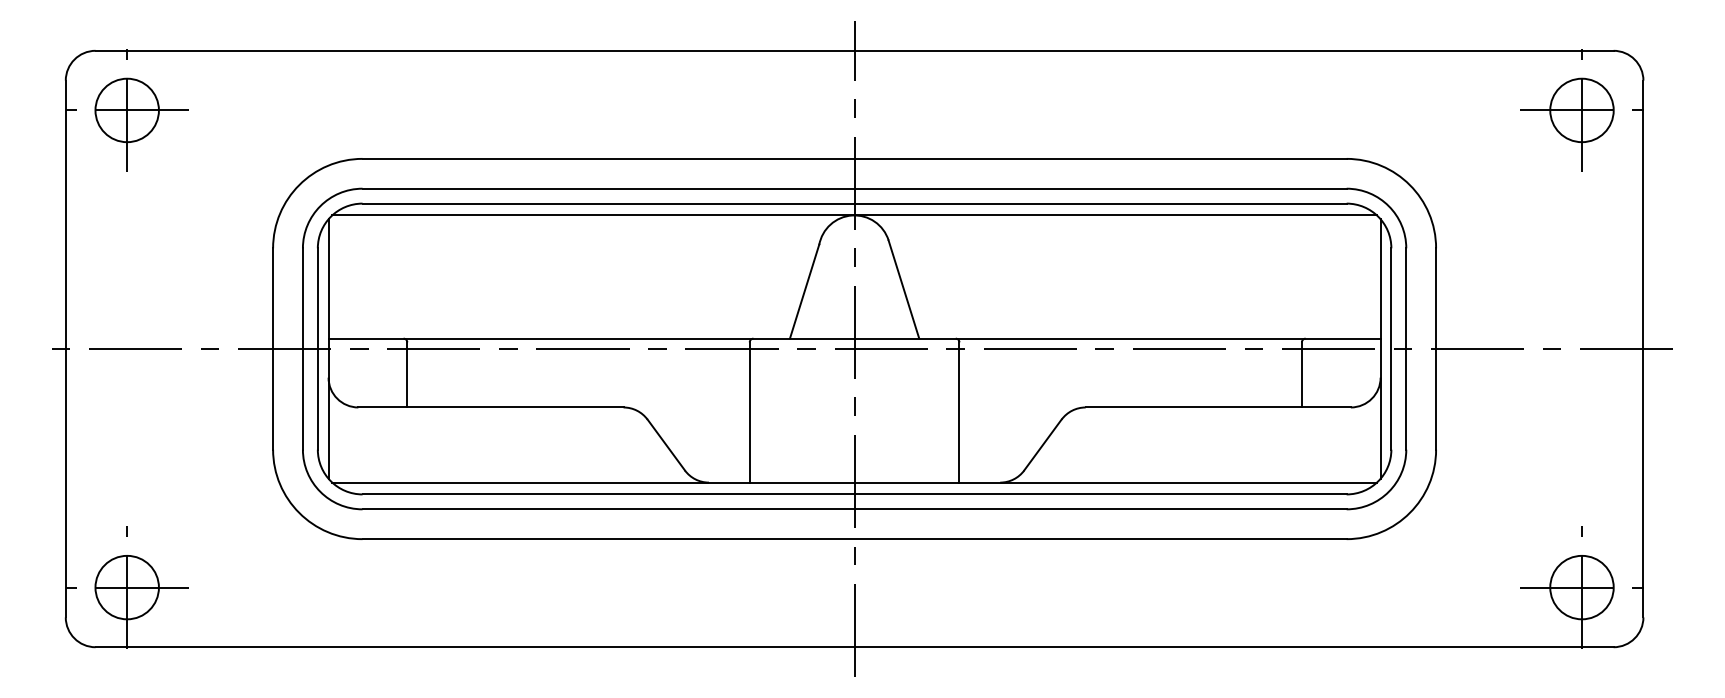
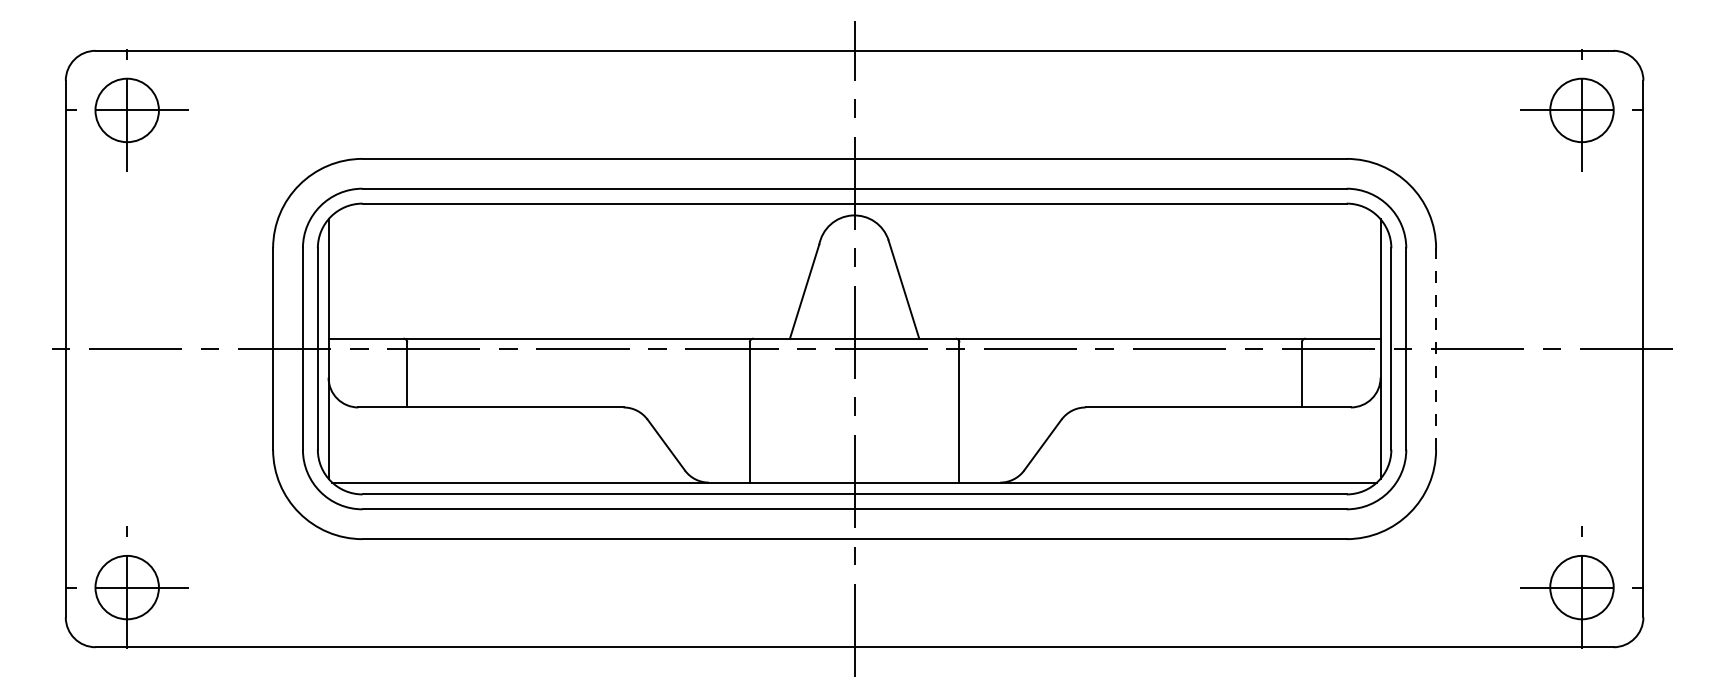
line: present -> none (854, 215)
line: solid -> dashed (1436, 349)
